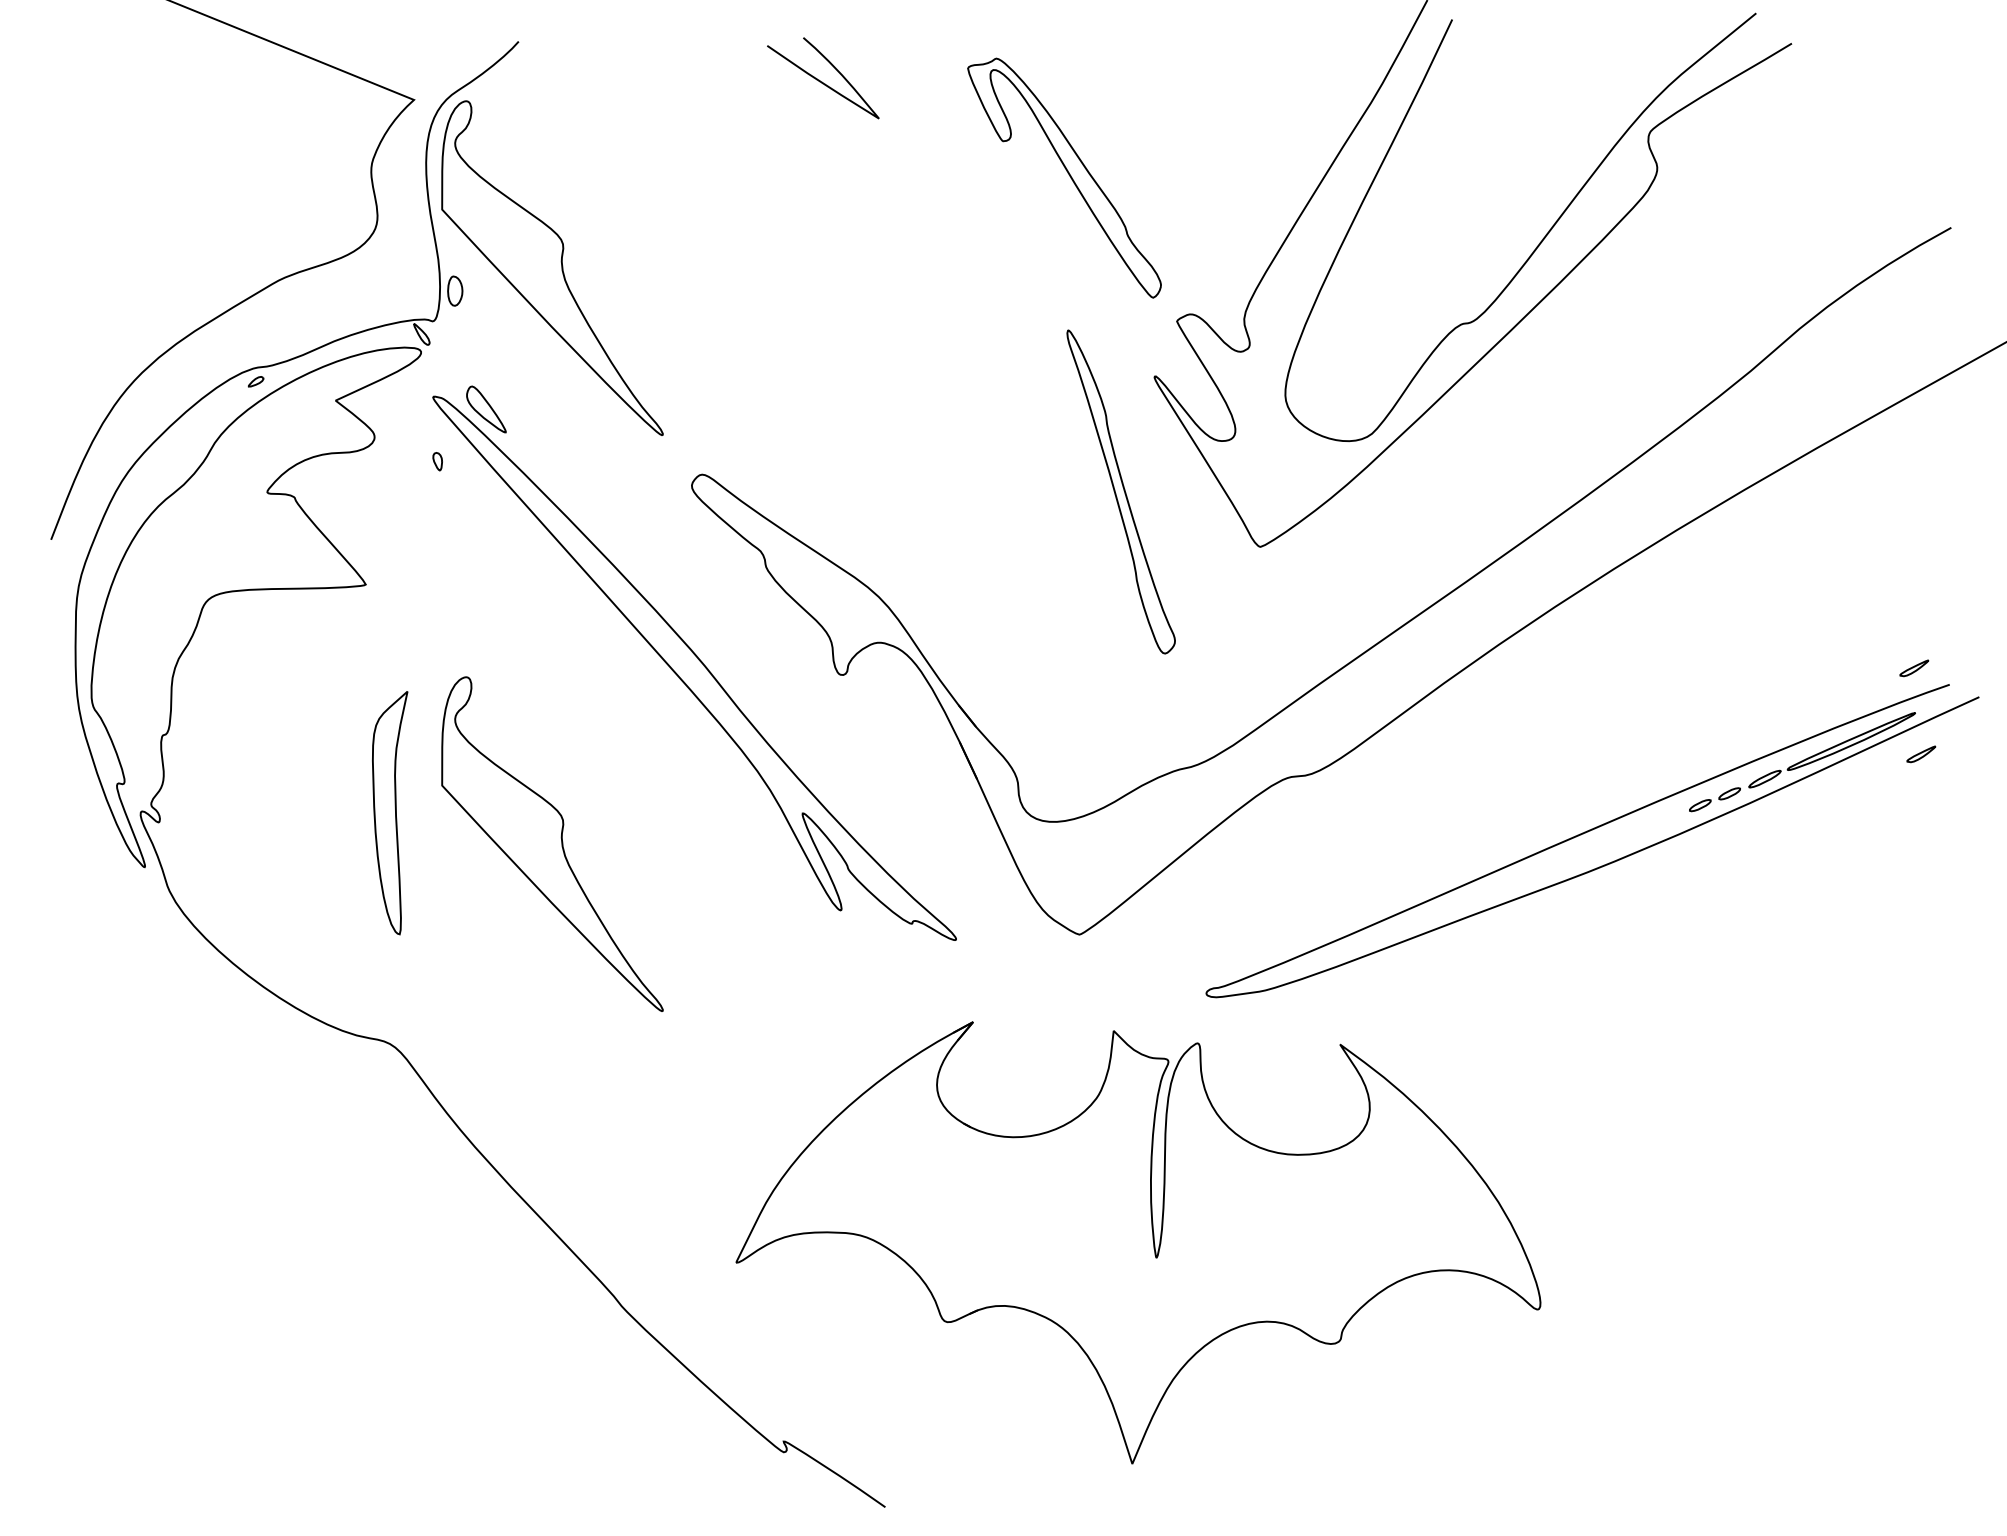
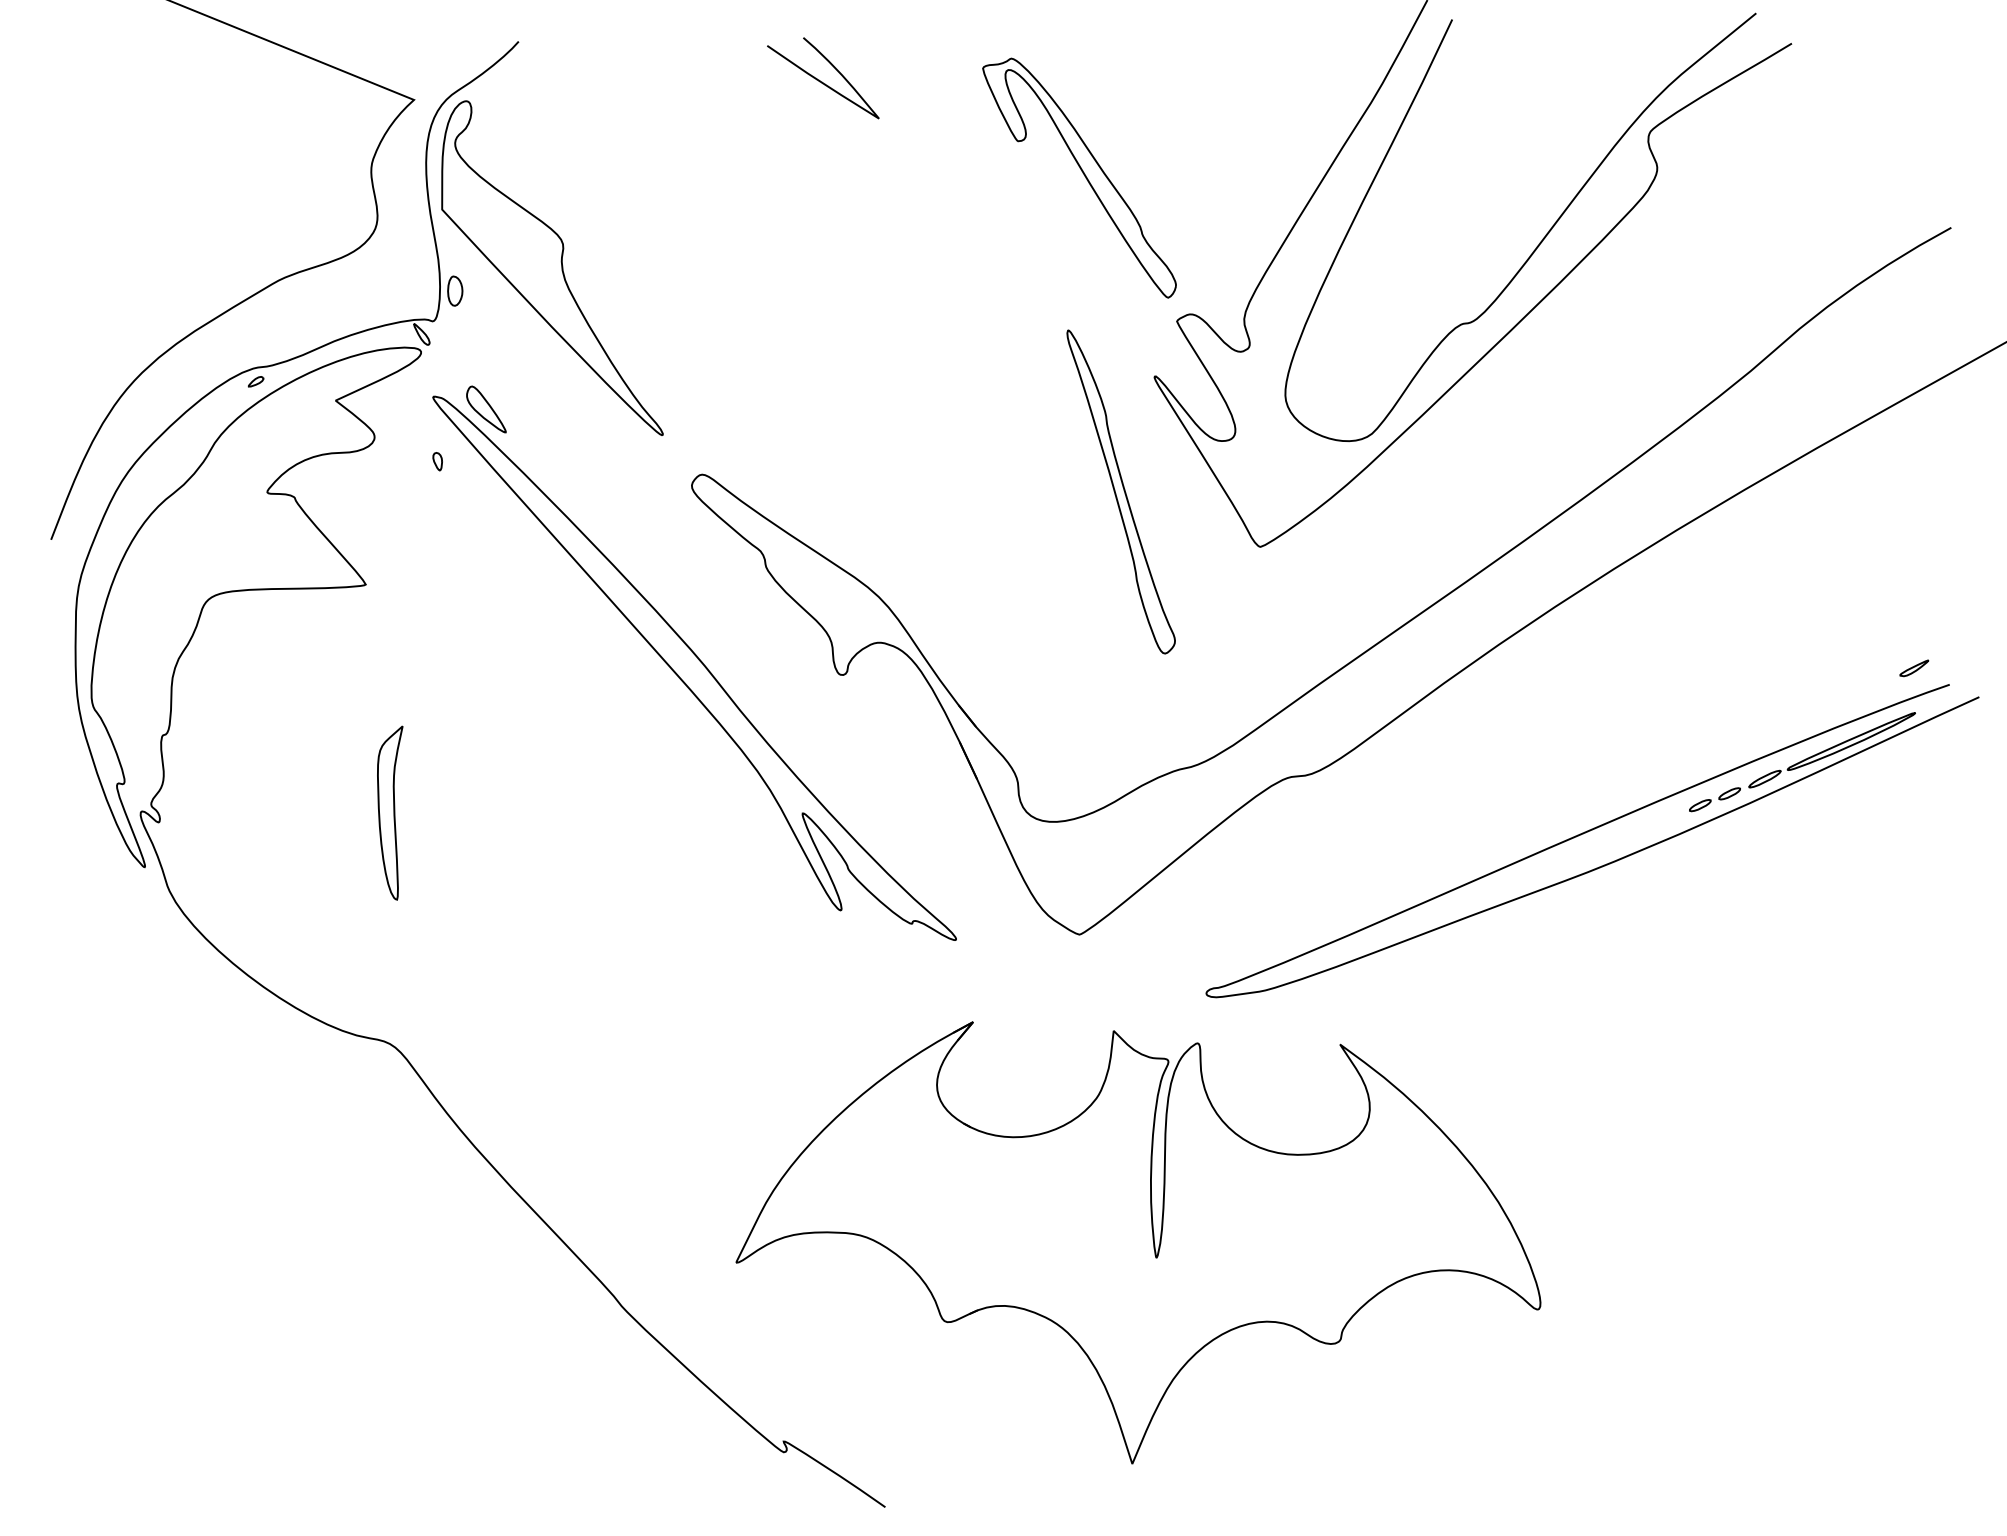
part position: (1064, 177) -> (1079, 177) (1079, 177)
part: present -> none (1921, 754)
part size: 37x245 px -> 27x176 px (390, 812)
part: present -> none (552, 843)
